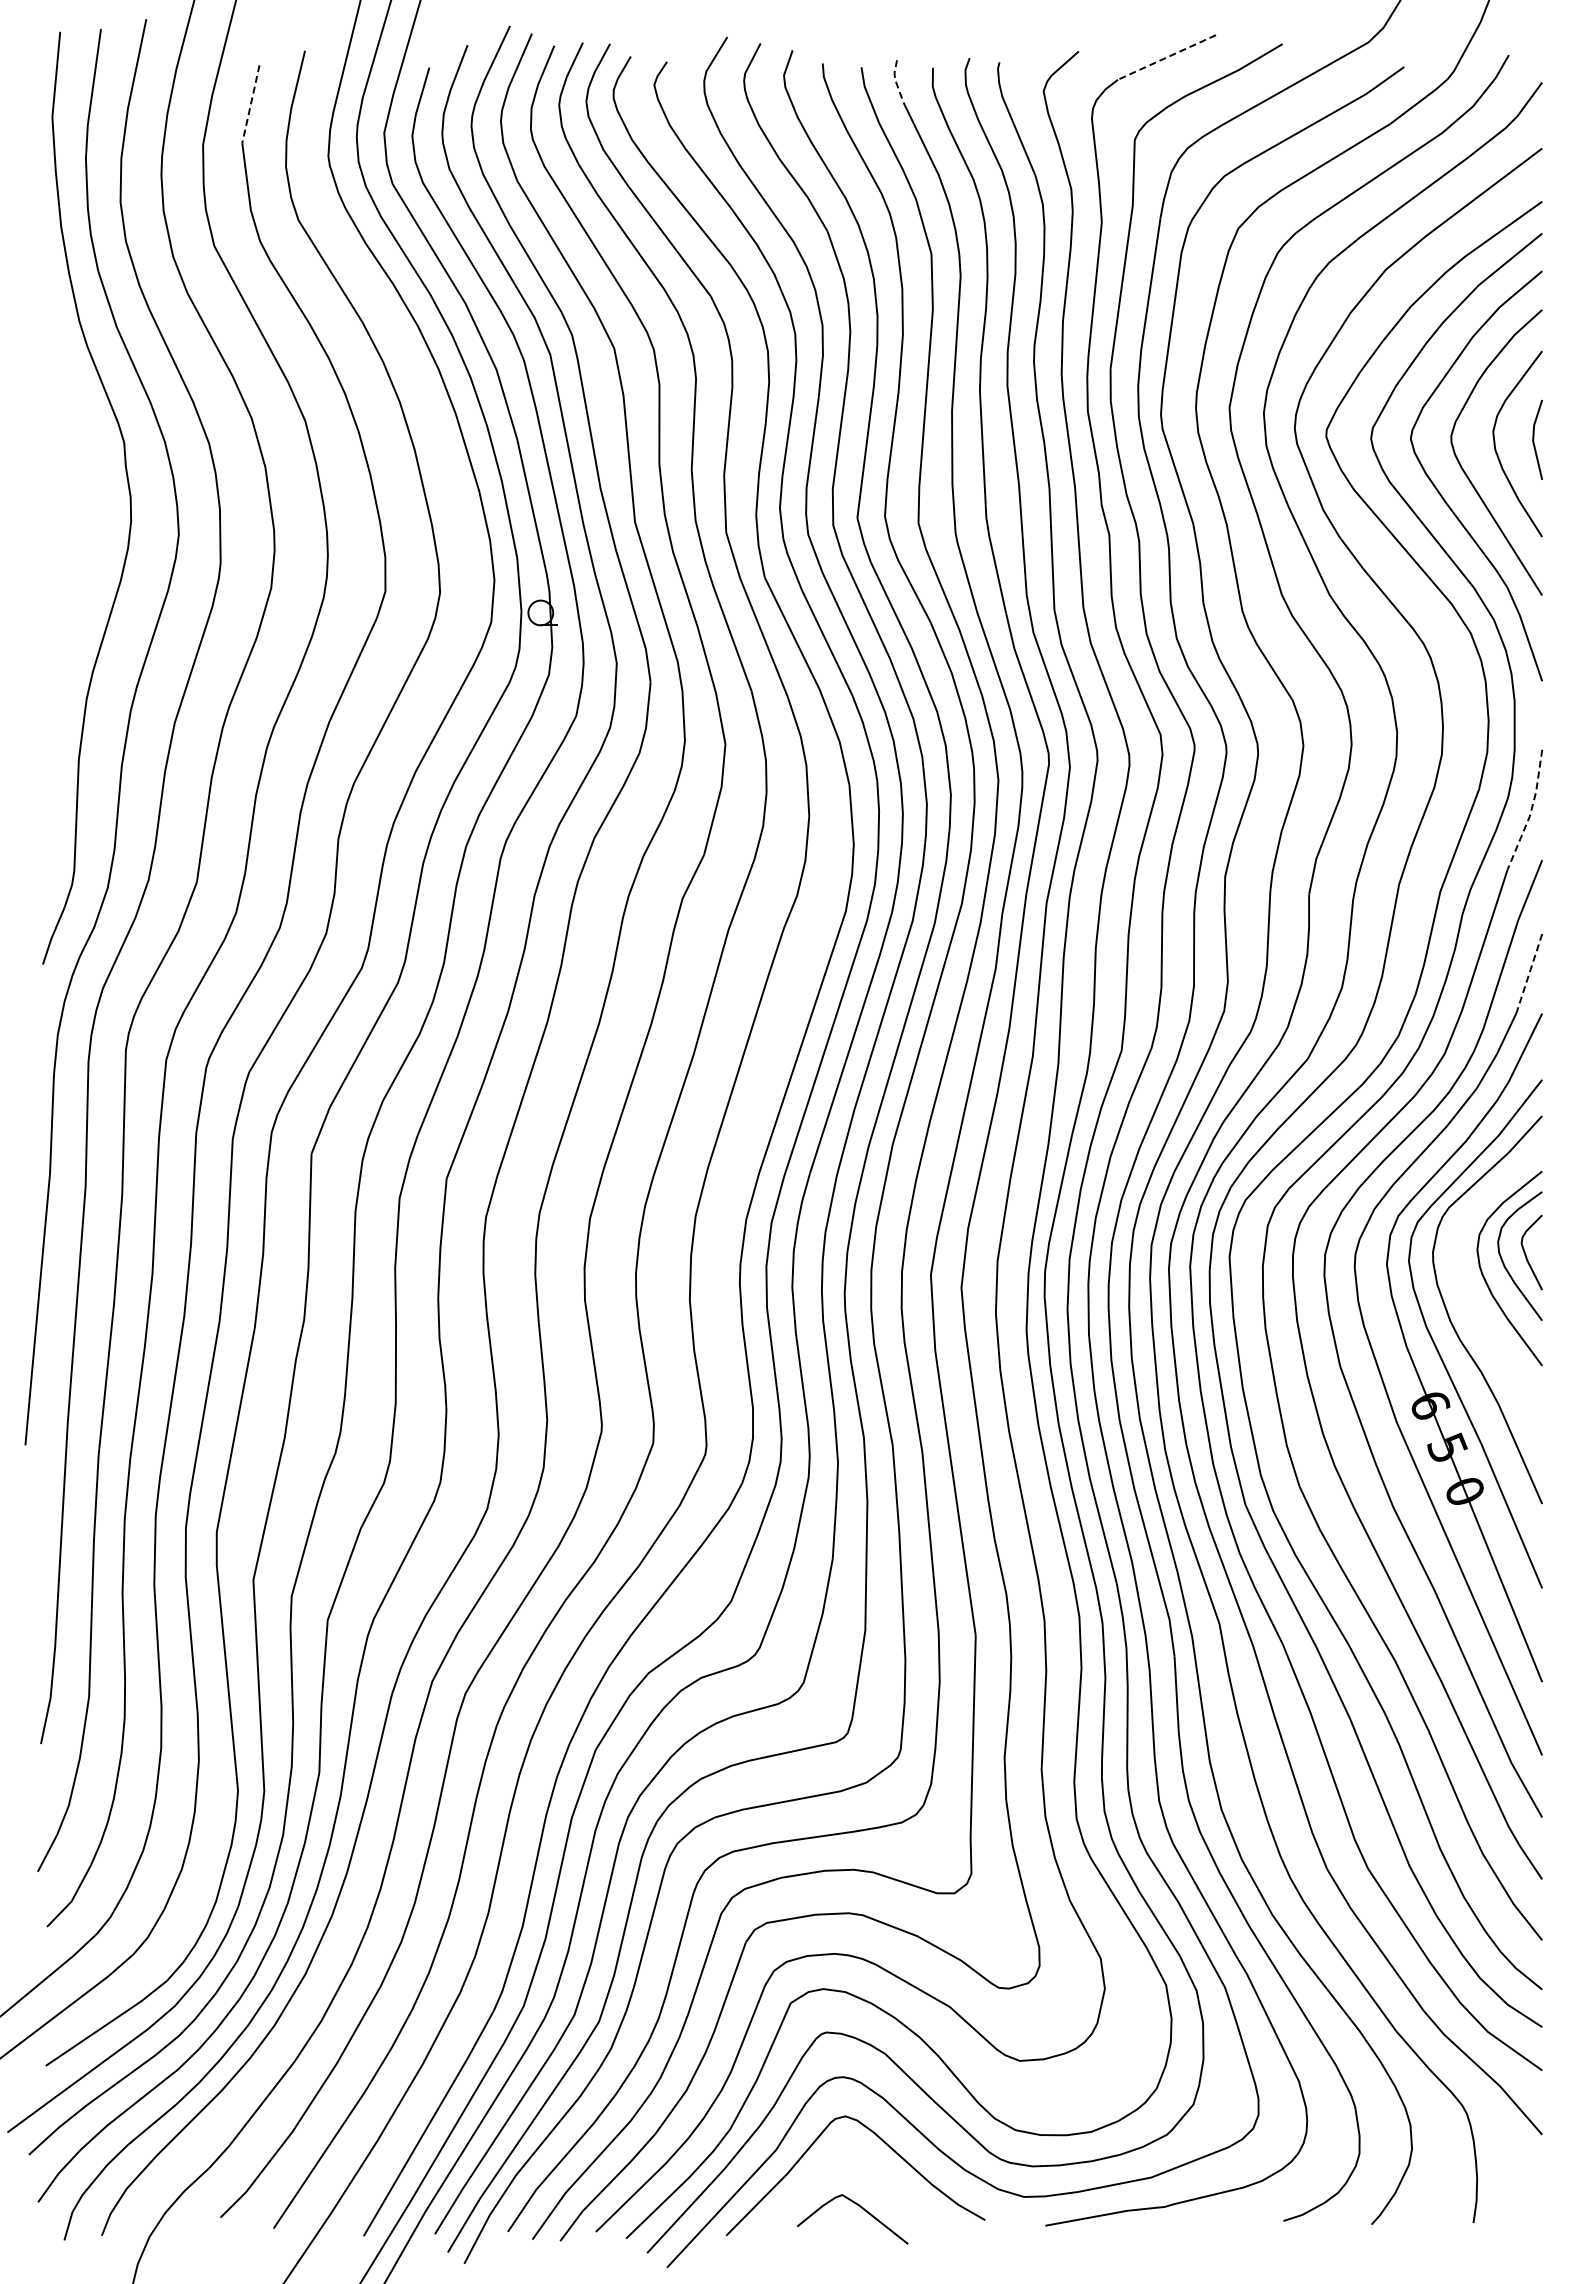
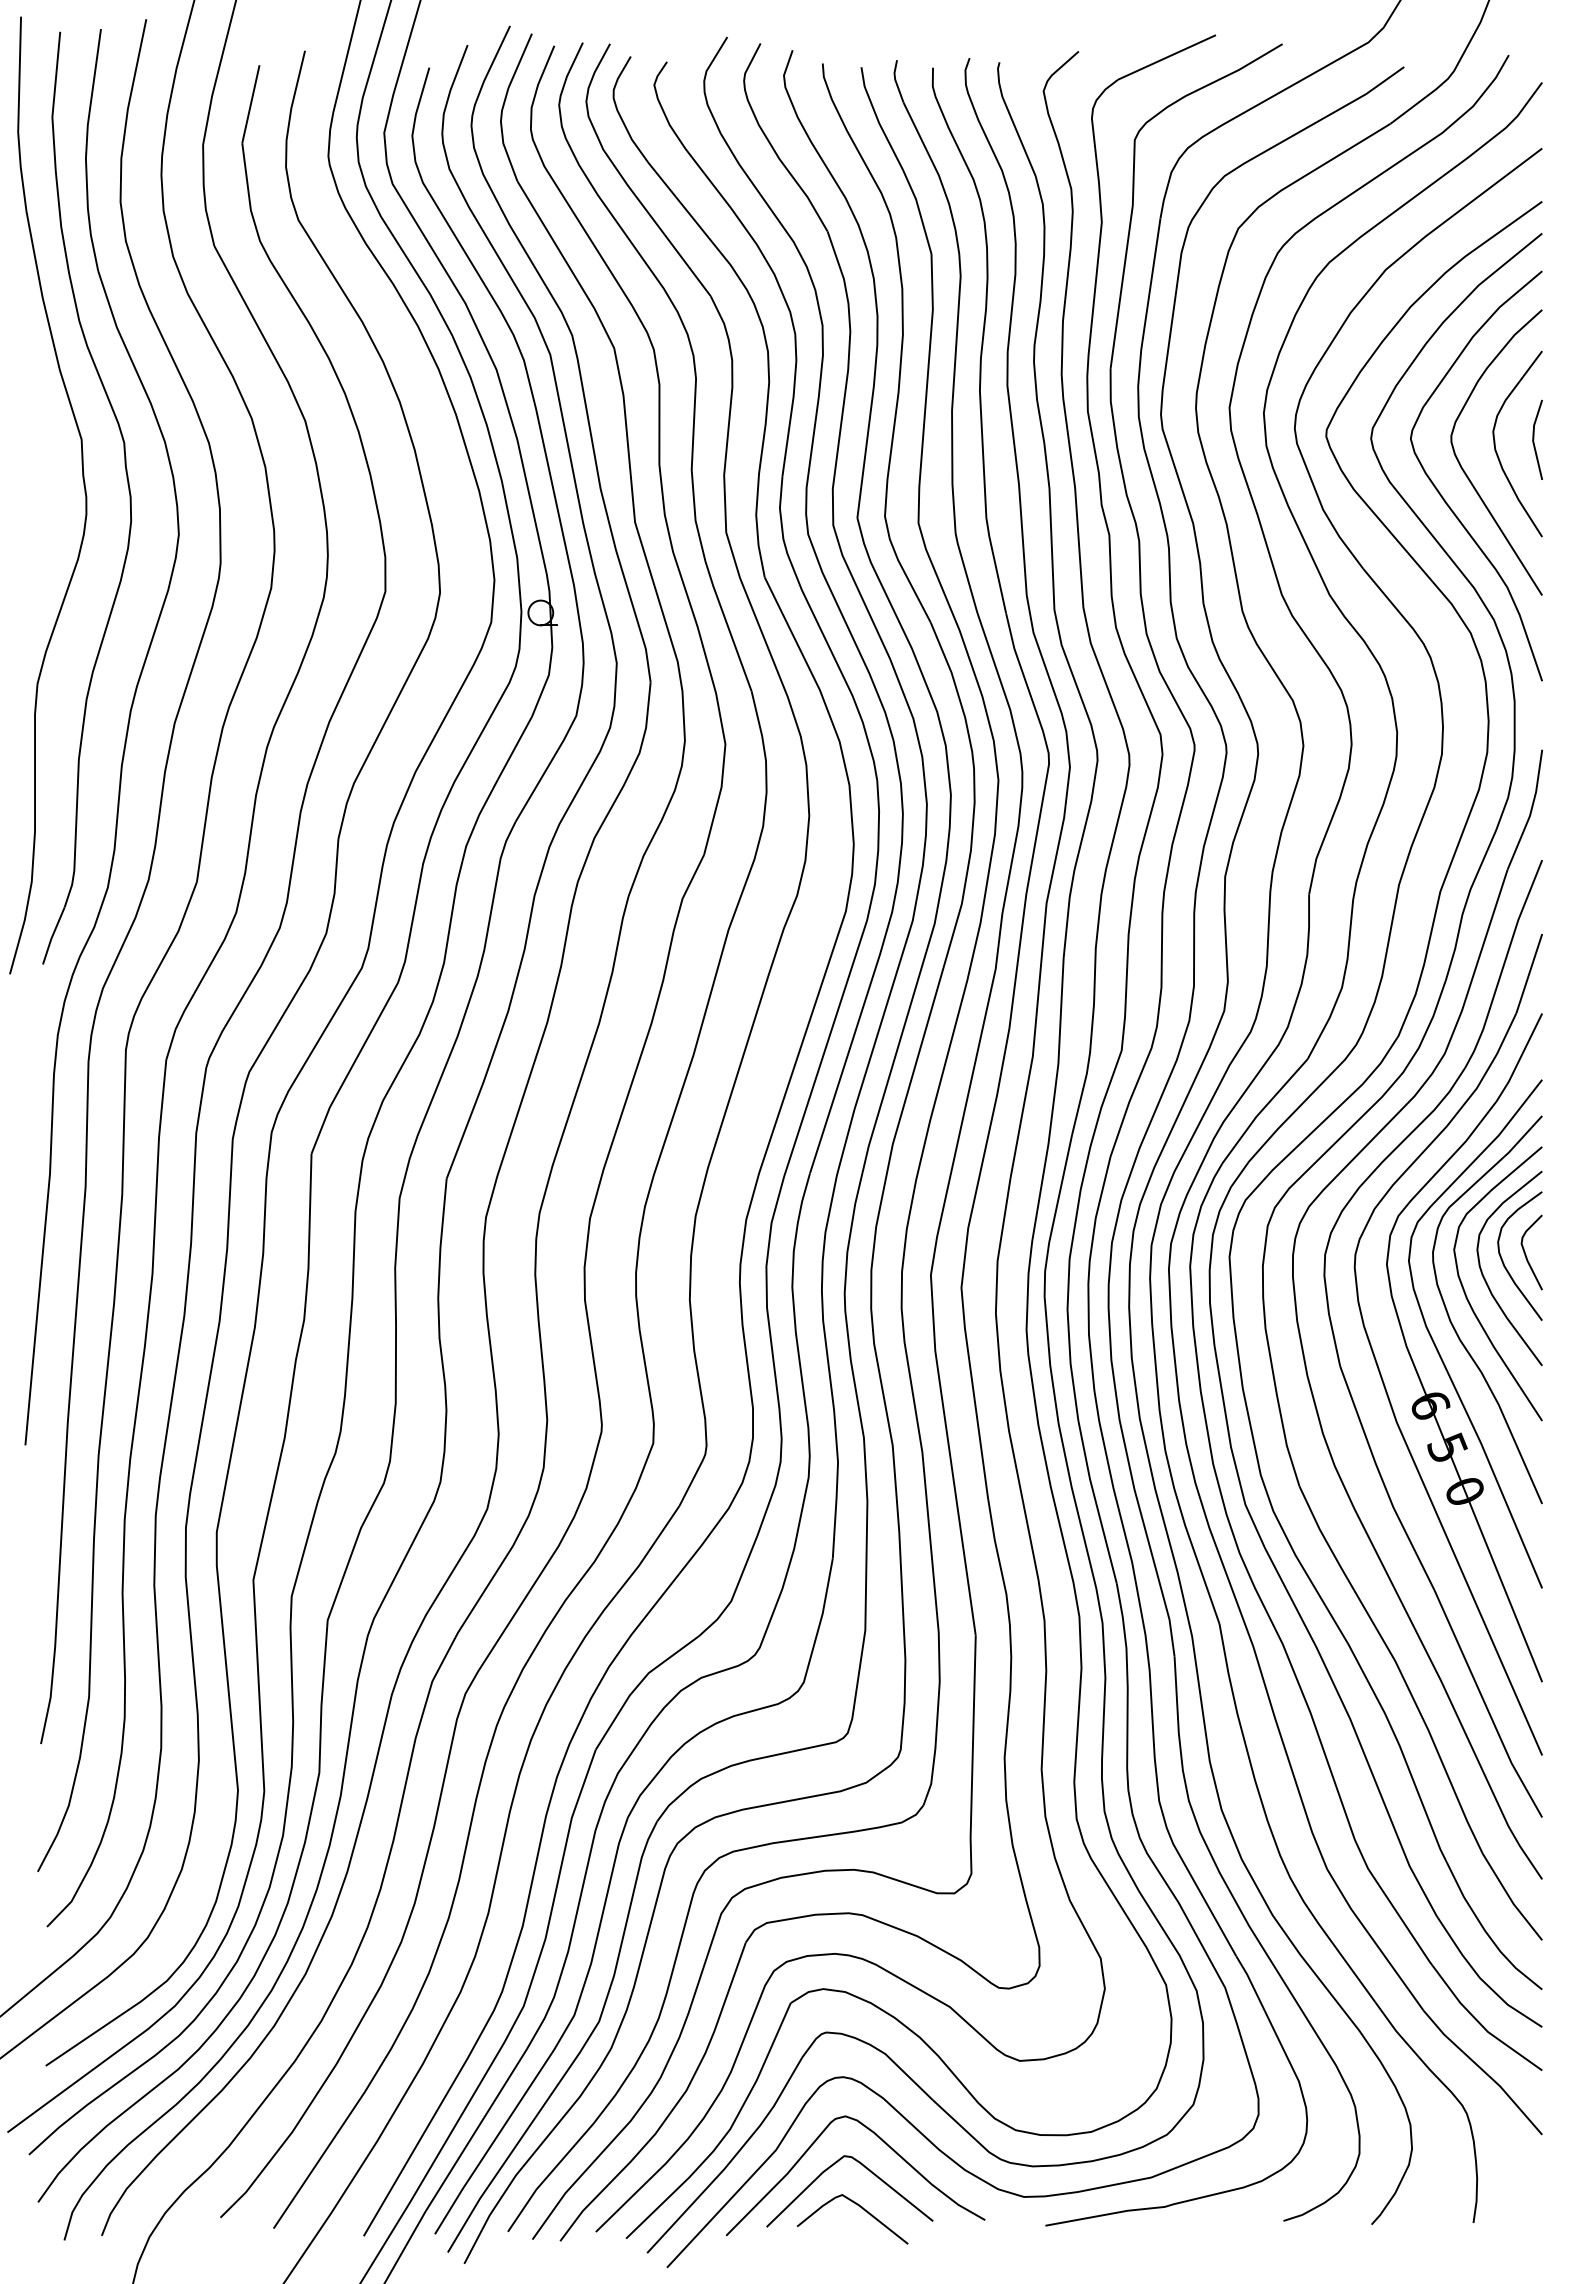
line: dashed -> solid (1166, 57)
line: dashed -> solid (895, 80)
line: dashed -> solid (250, 104)
curve: none -> present (84, 493)
line: dashed -> solid (1530, 812)
line: dashed -> solid (1529, 973)
curve: none -> present (1467, 1296)
curve: none -> present (866, 2169)
